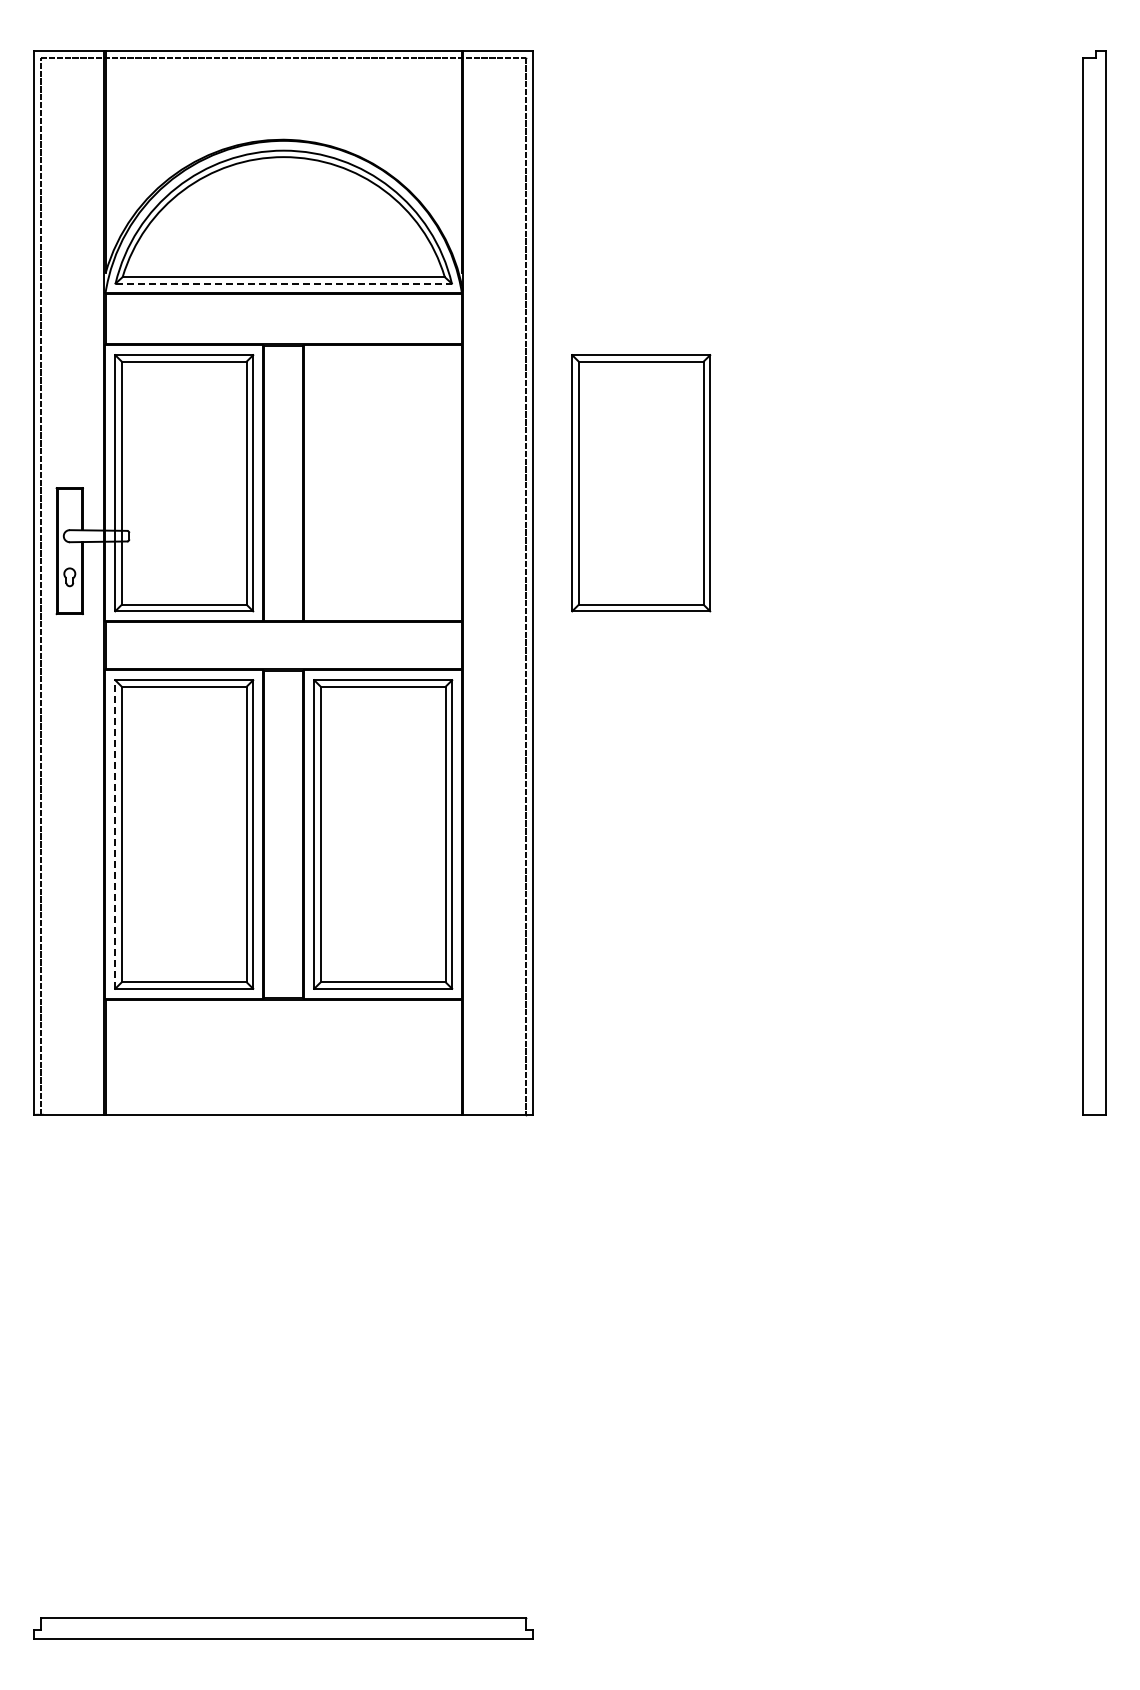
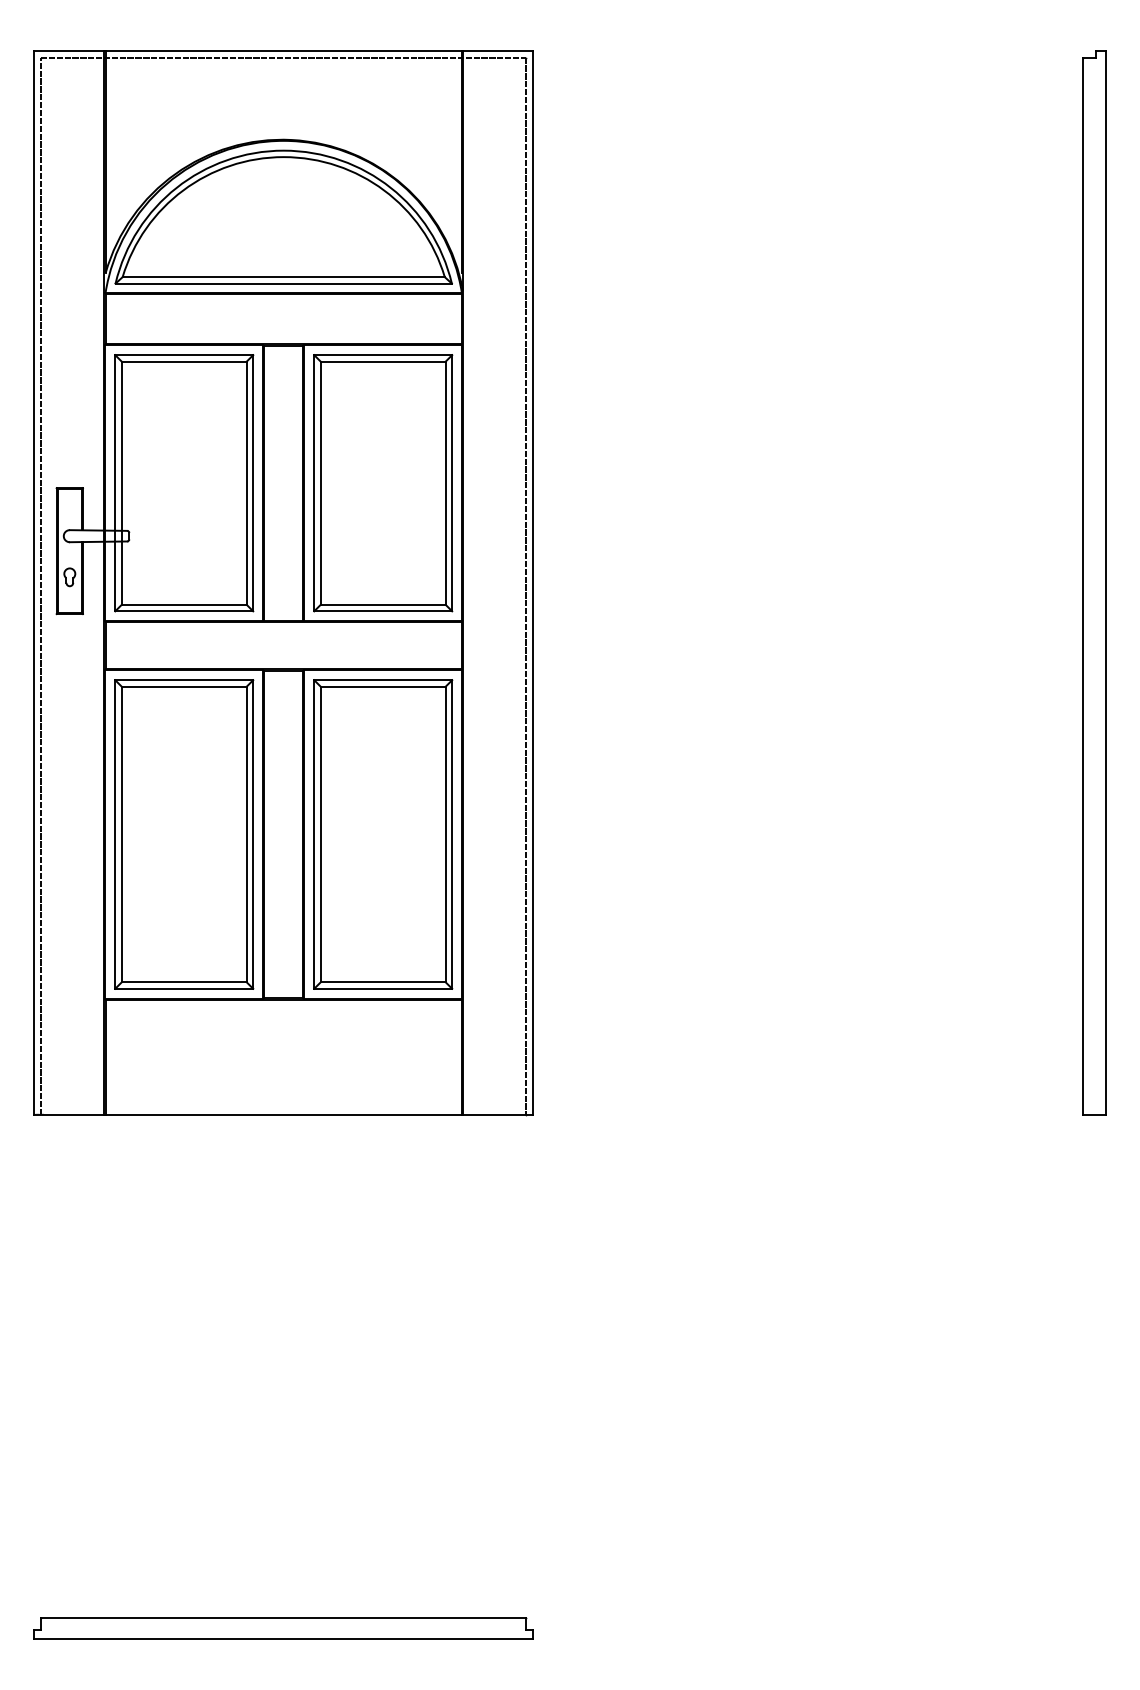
line: dashed -> solid (284, 283)
part position: (641, 483) -> (383, 483) (383, 483)
line: dashed -> solid (115, 834)
